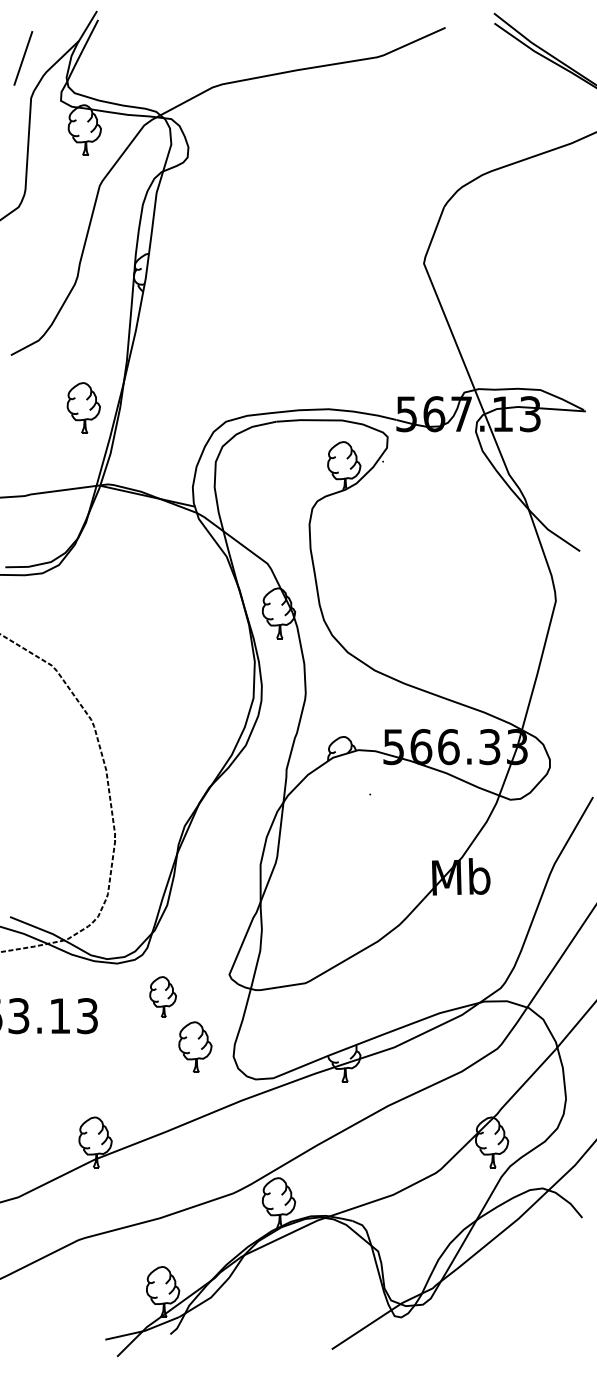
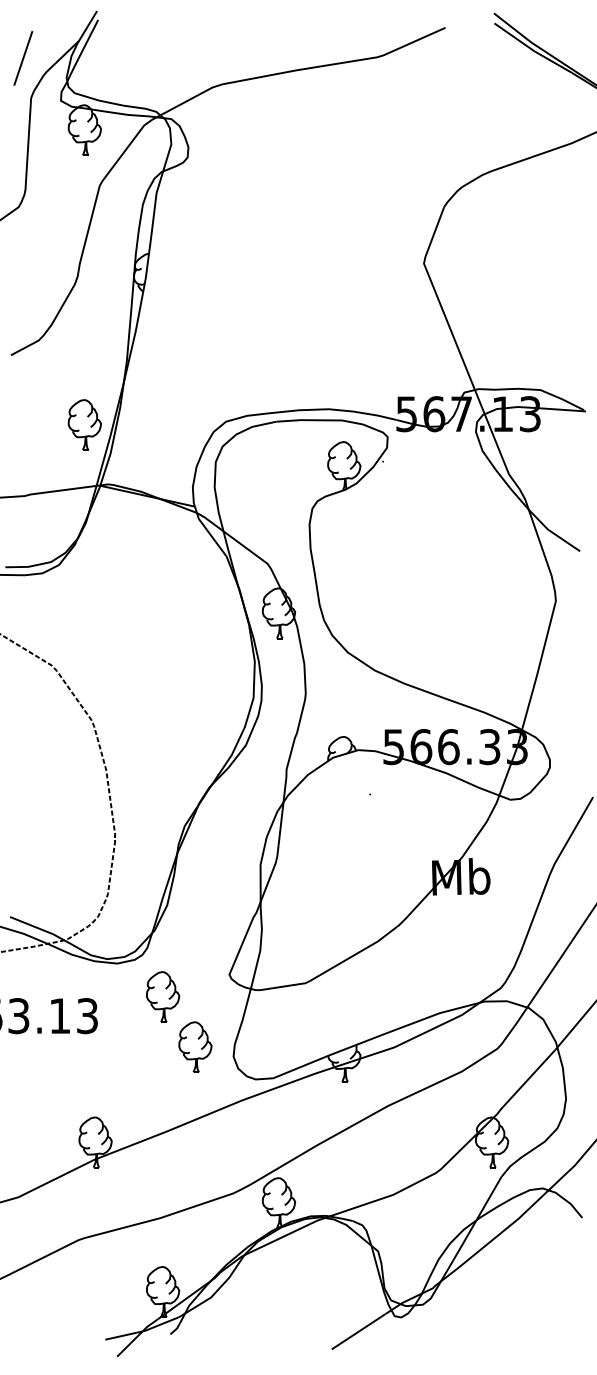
part position: (83, 407) -> (84, 424) (84, 424)
part size: 28x42 px -> 35x52 px (163, 996)
